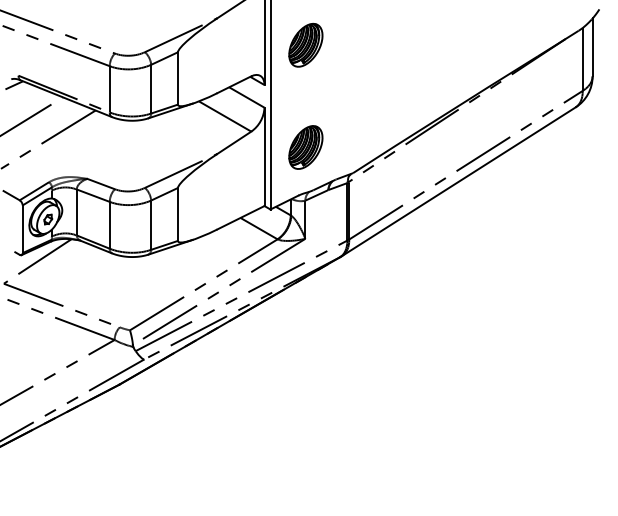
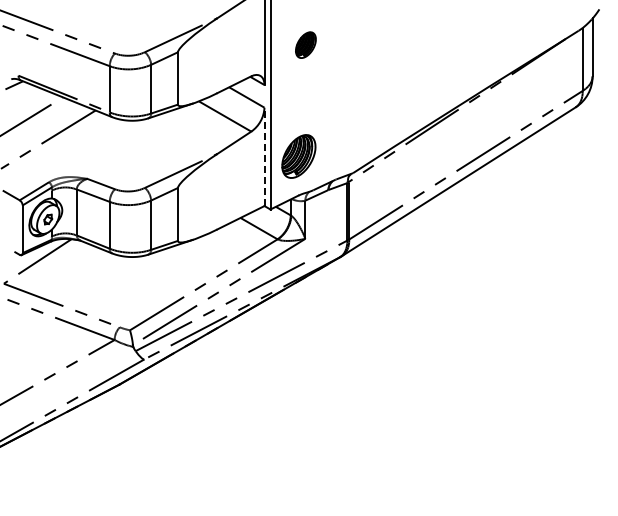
part size: 36x46 px -> 22x28 px (305, 44)
part position: (305, 147) -> (298, 156) (298, 156)
line: solid -> dashed (264, 156)
